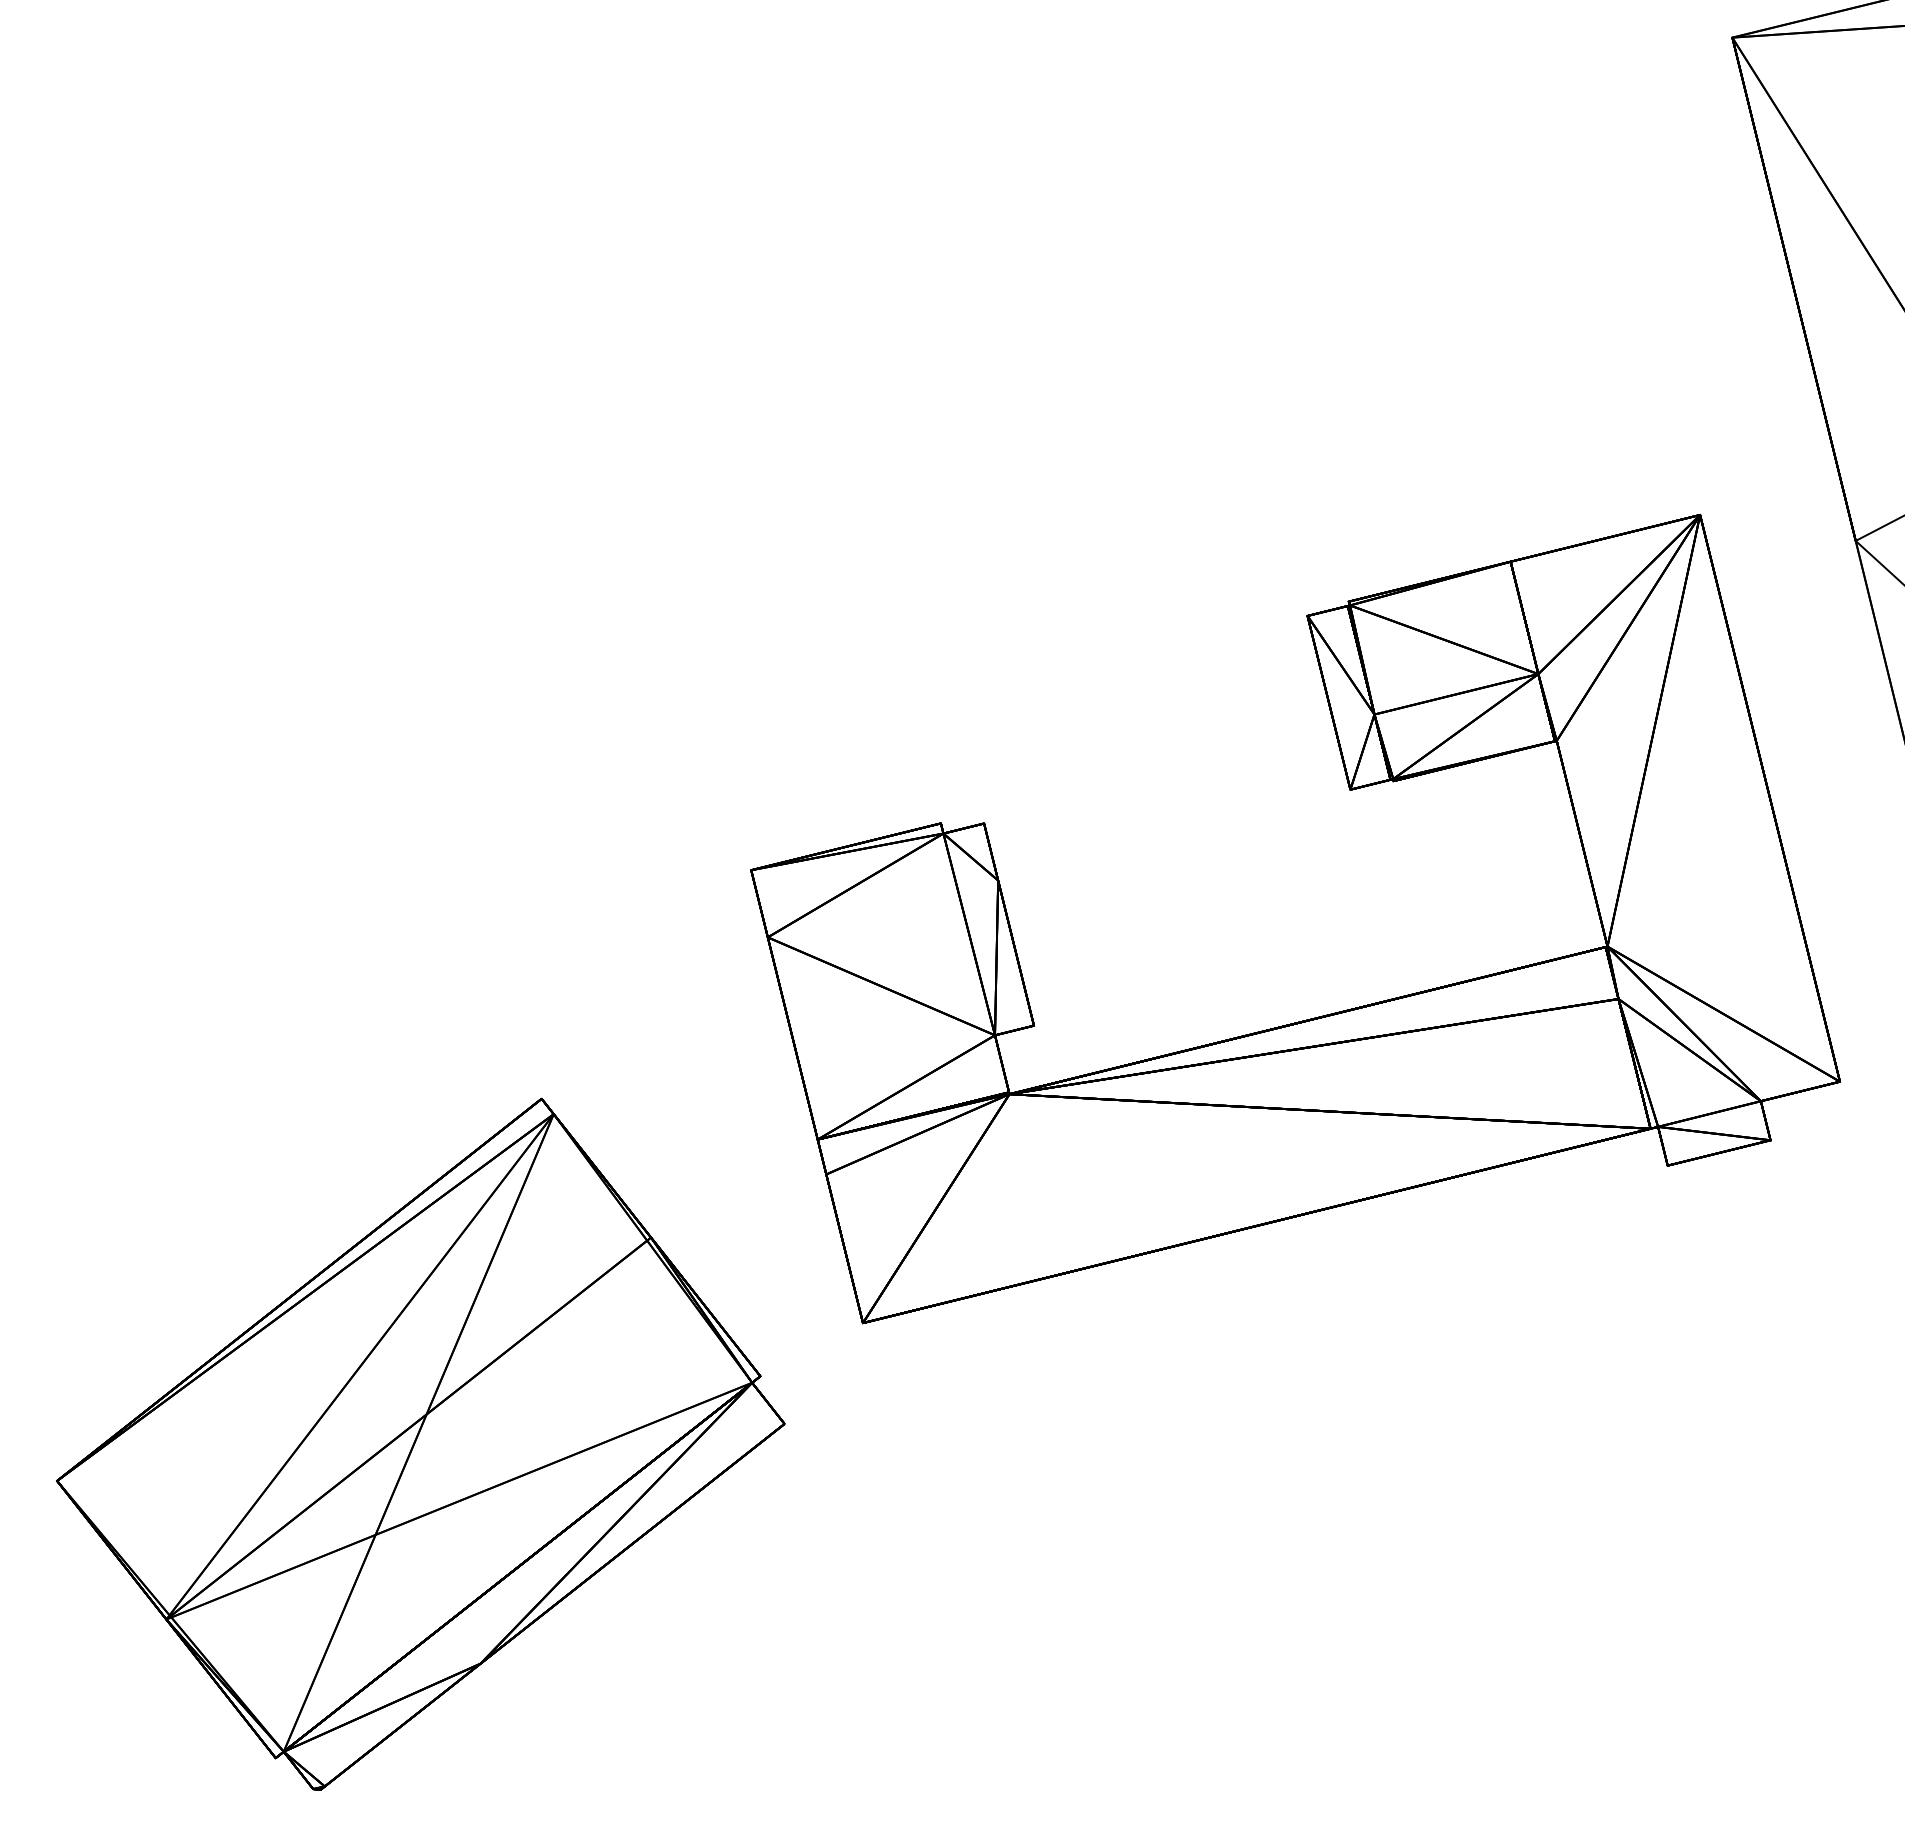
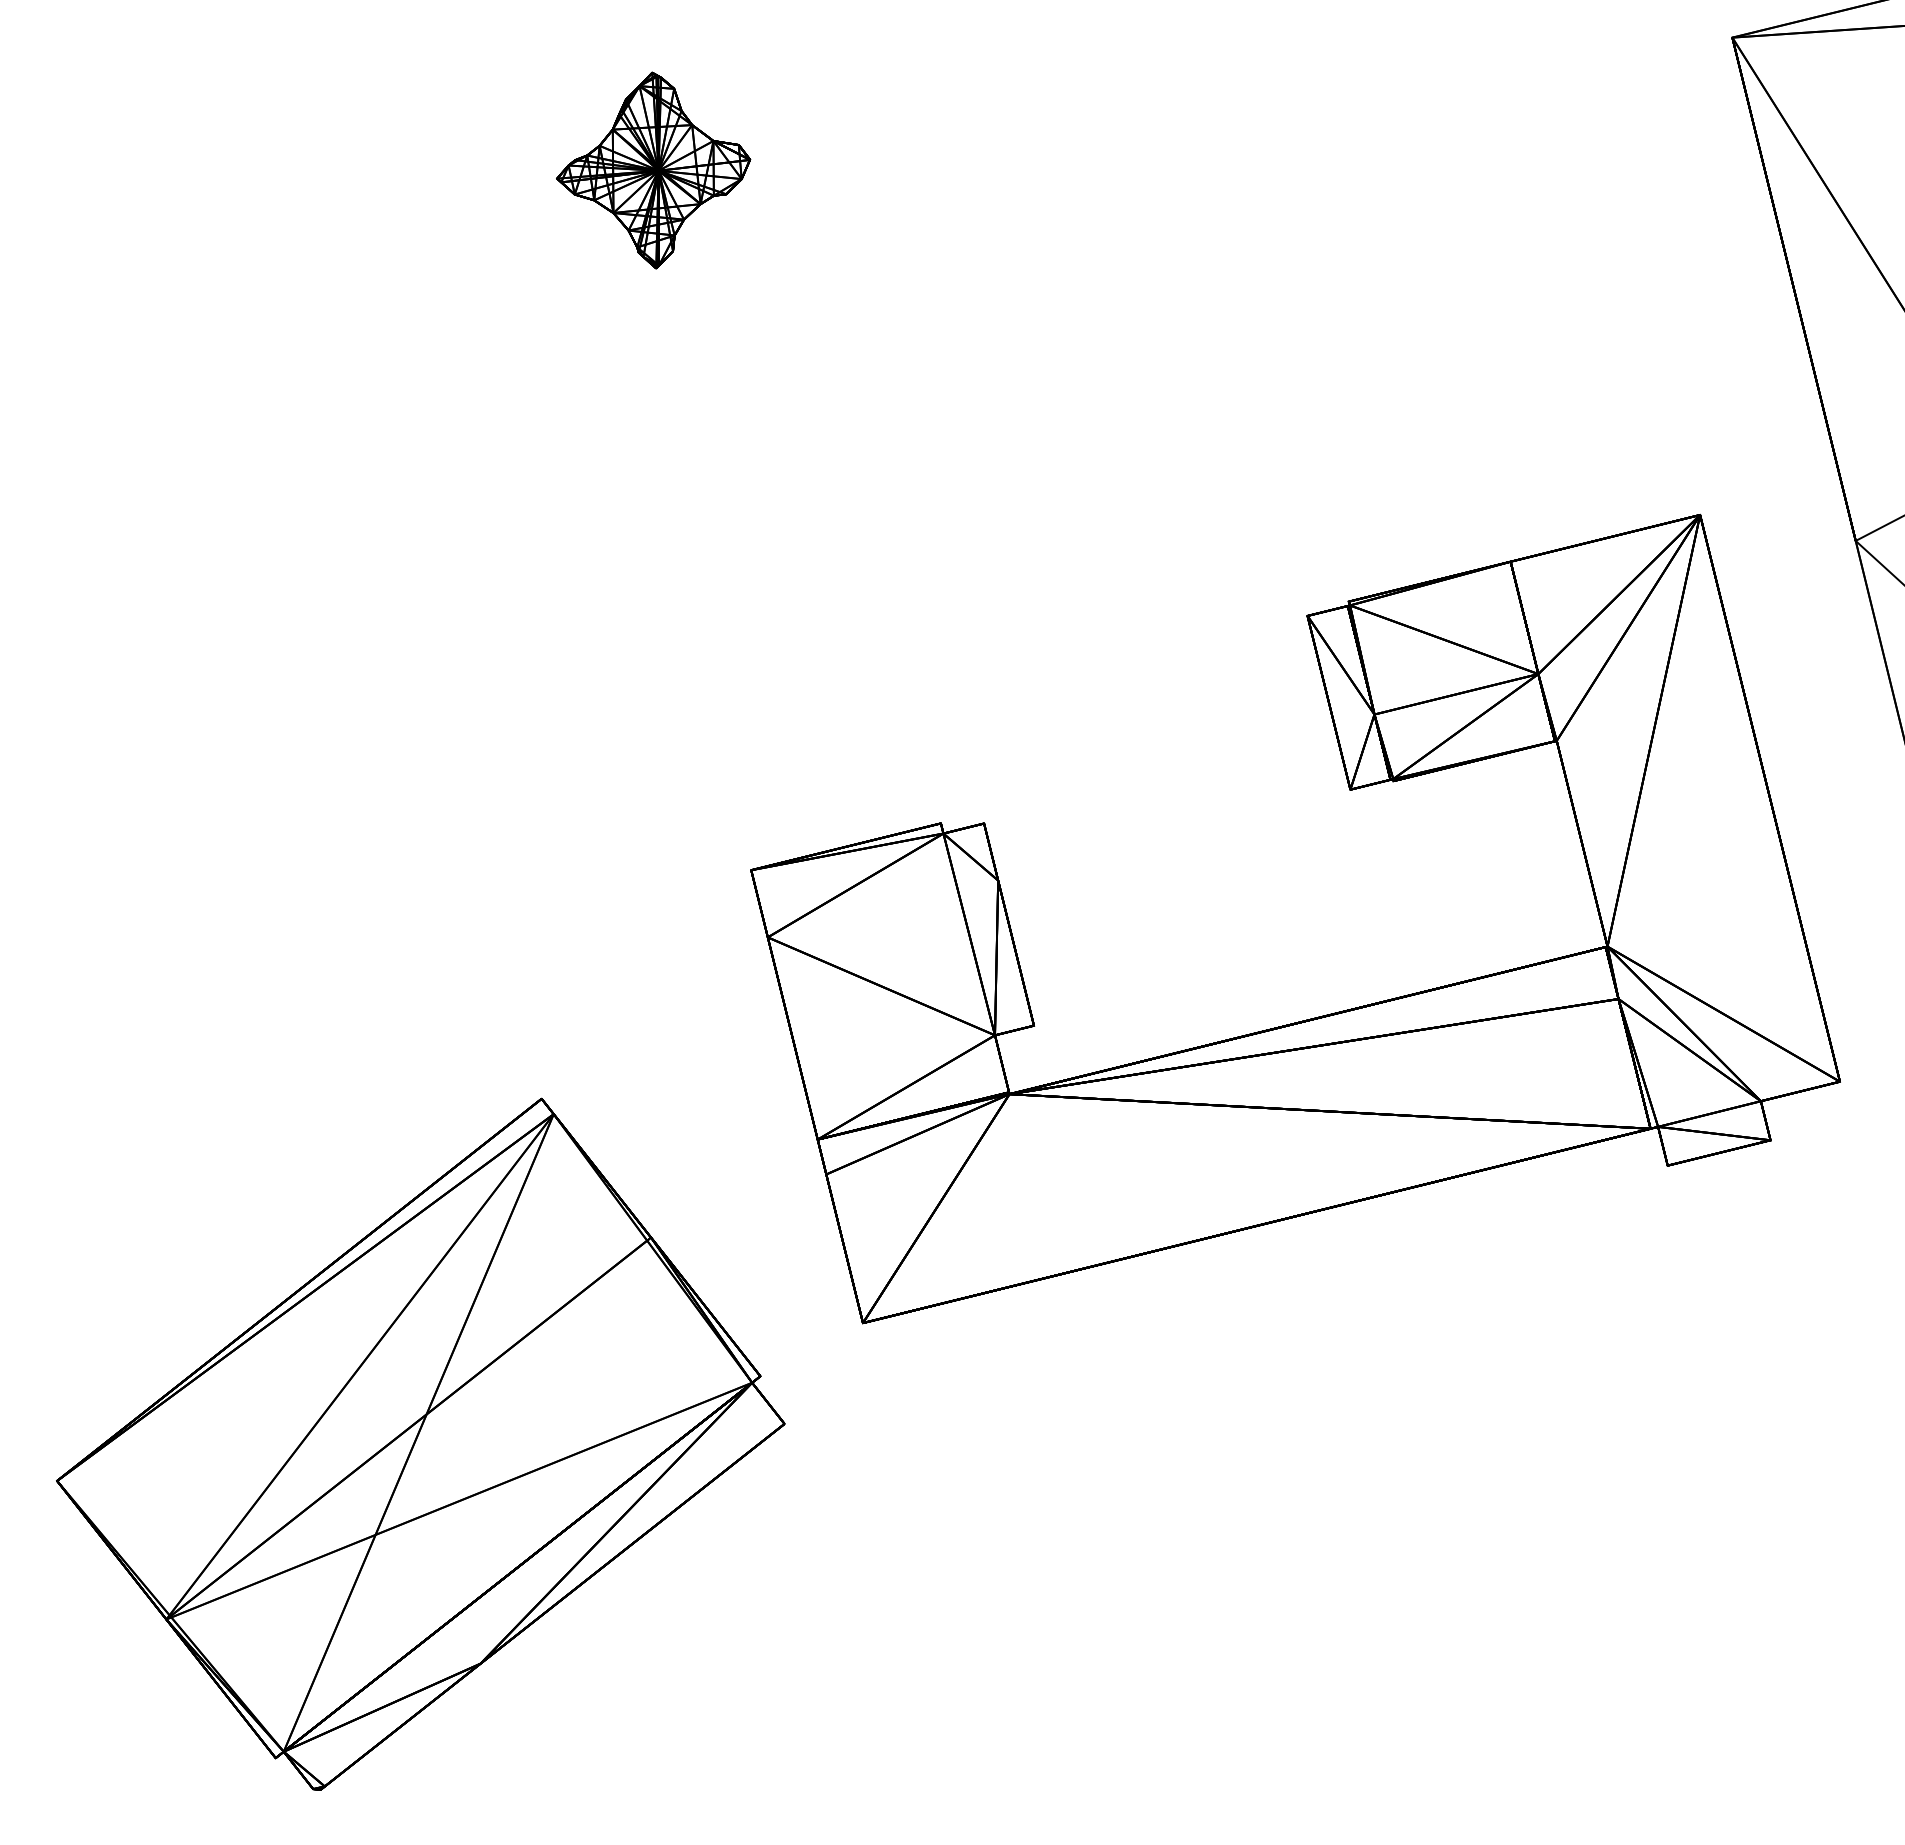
part: none -> present (653, 170)
